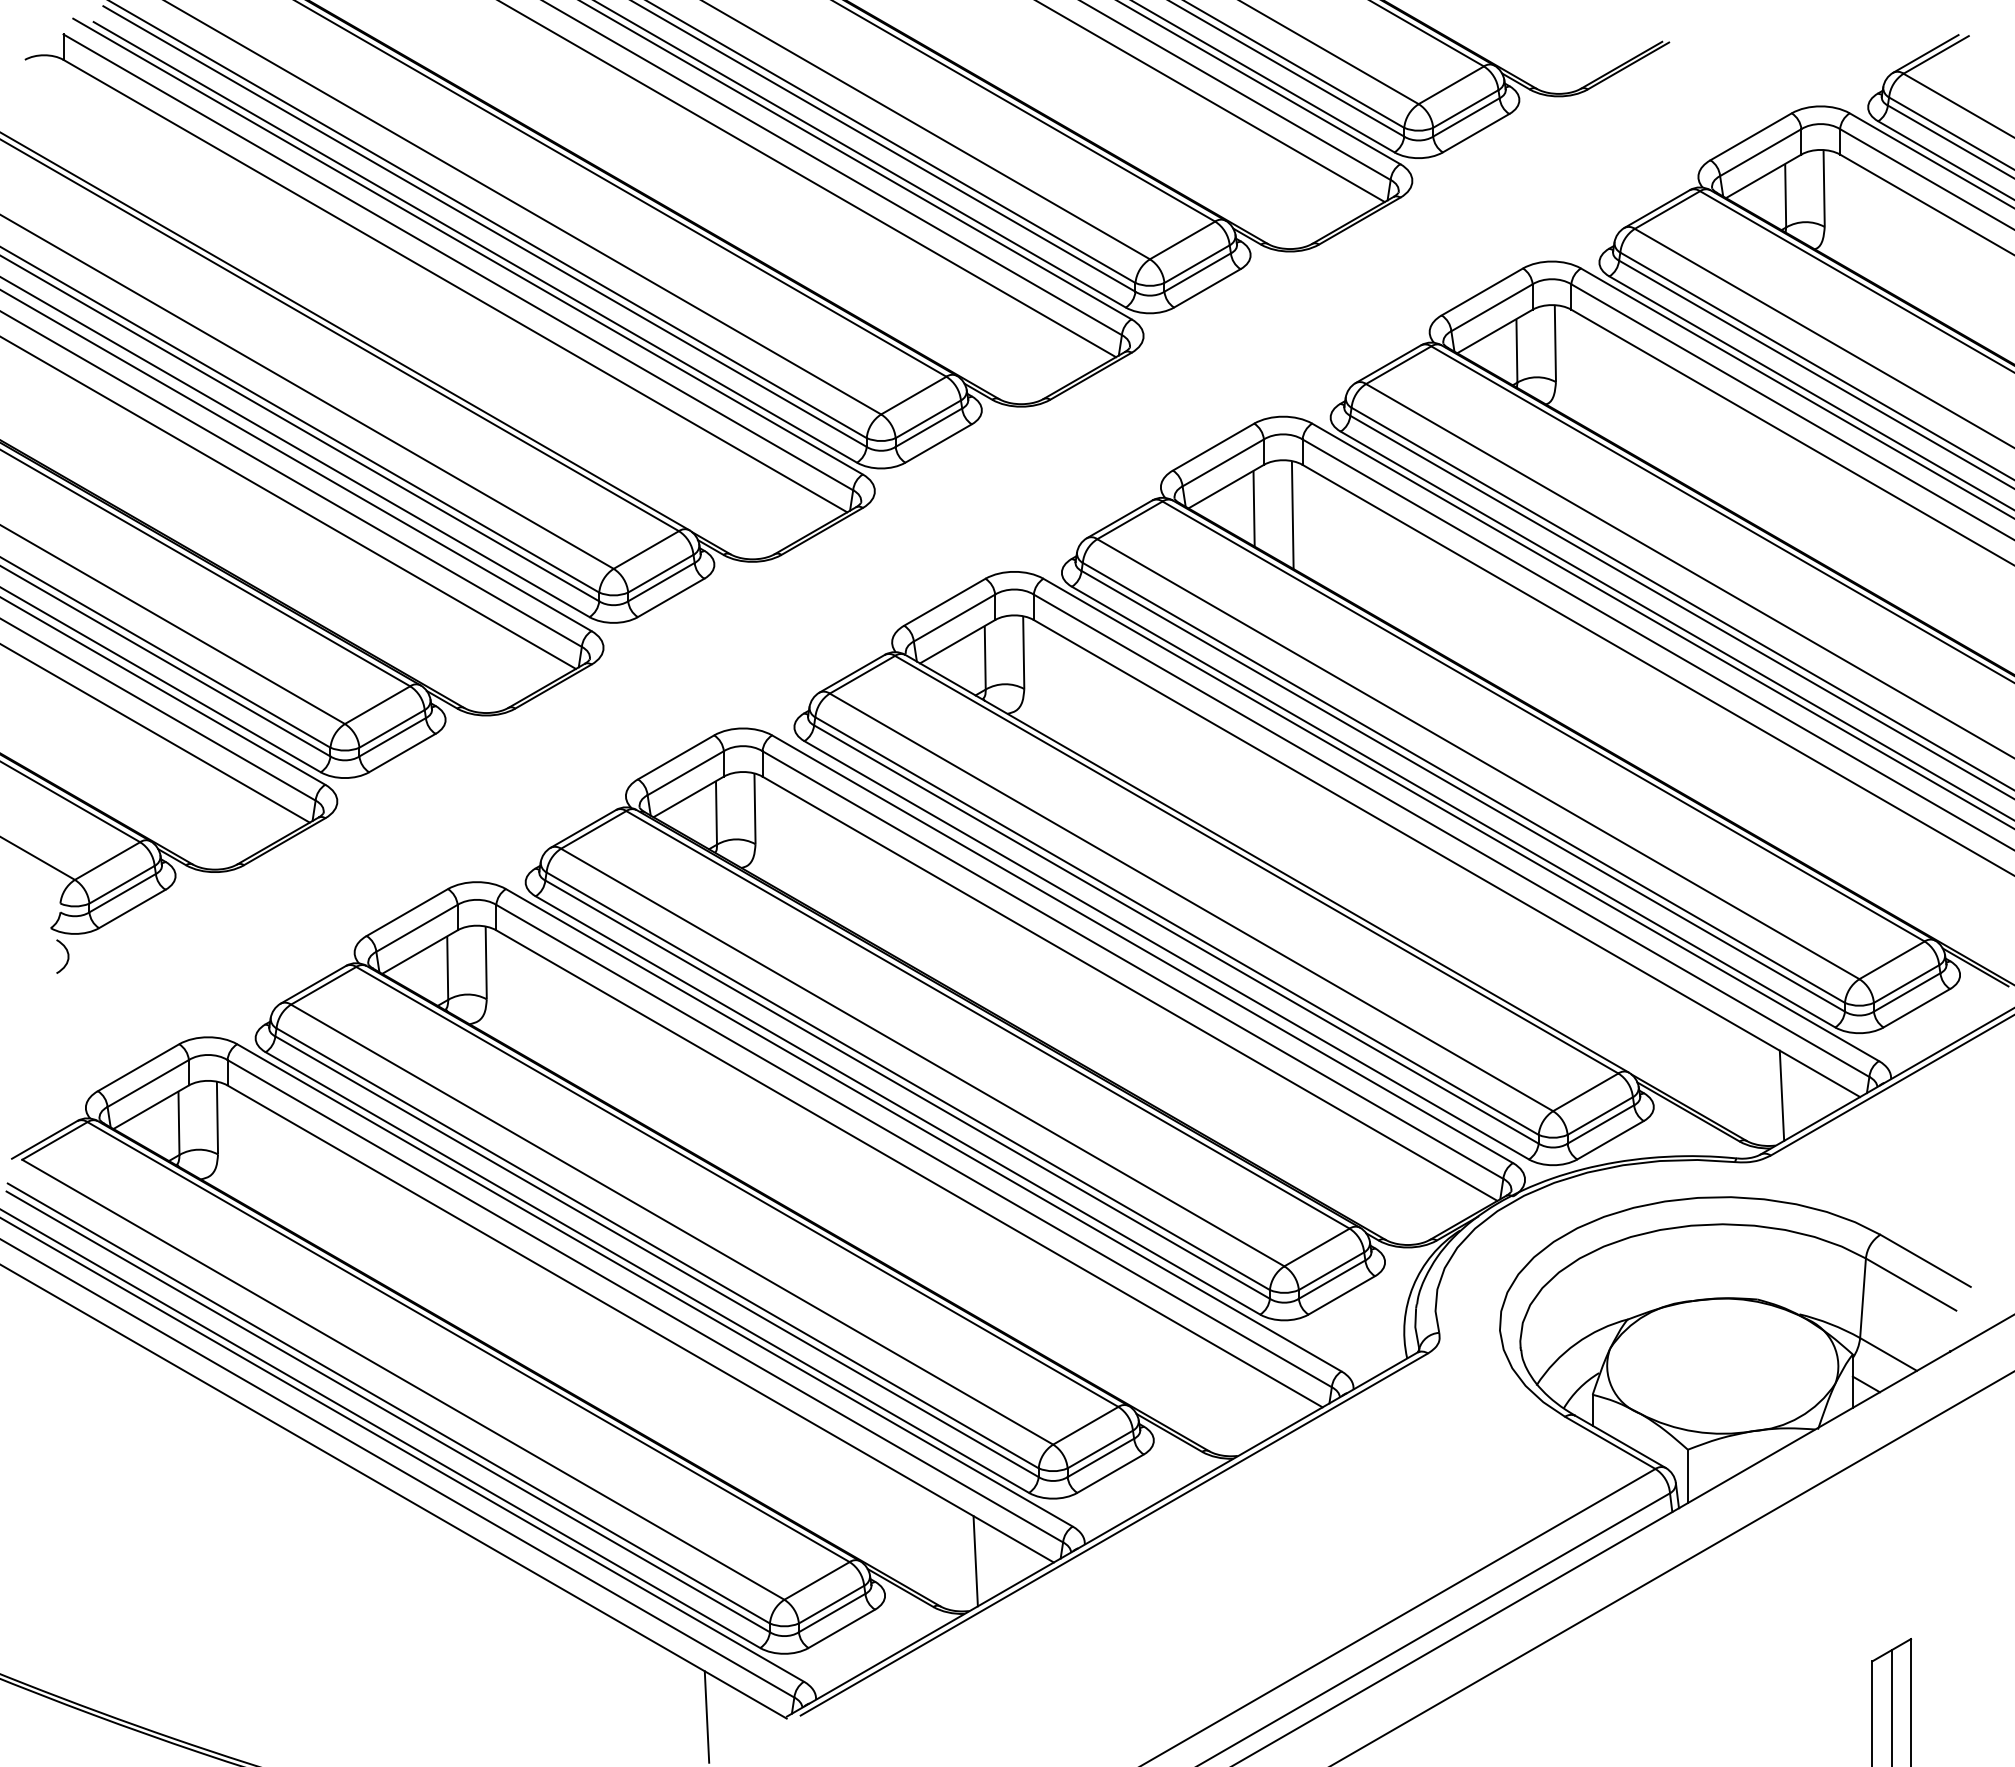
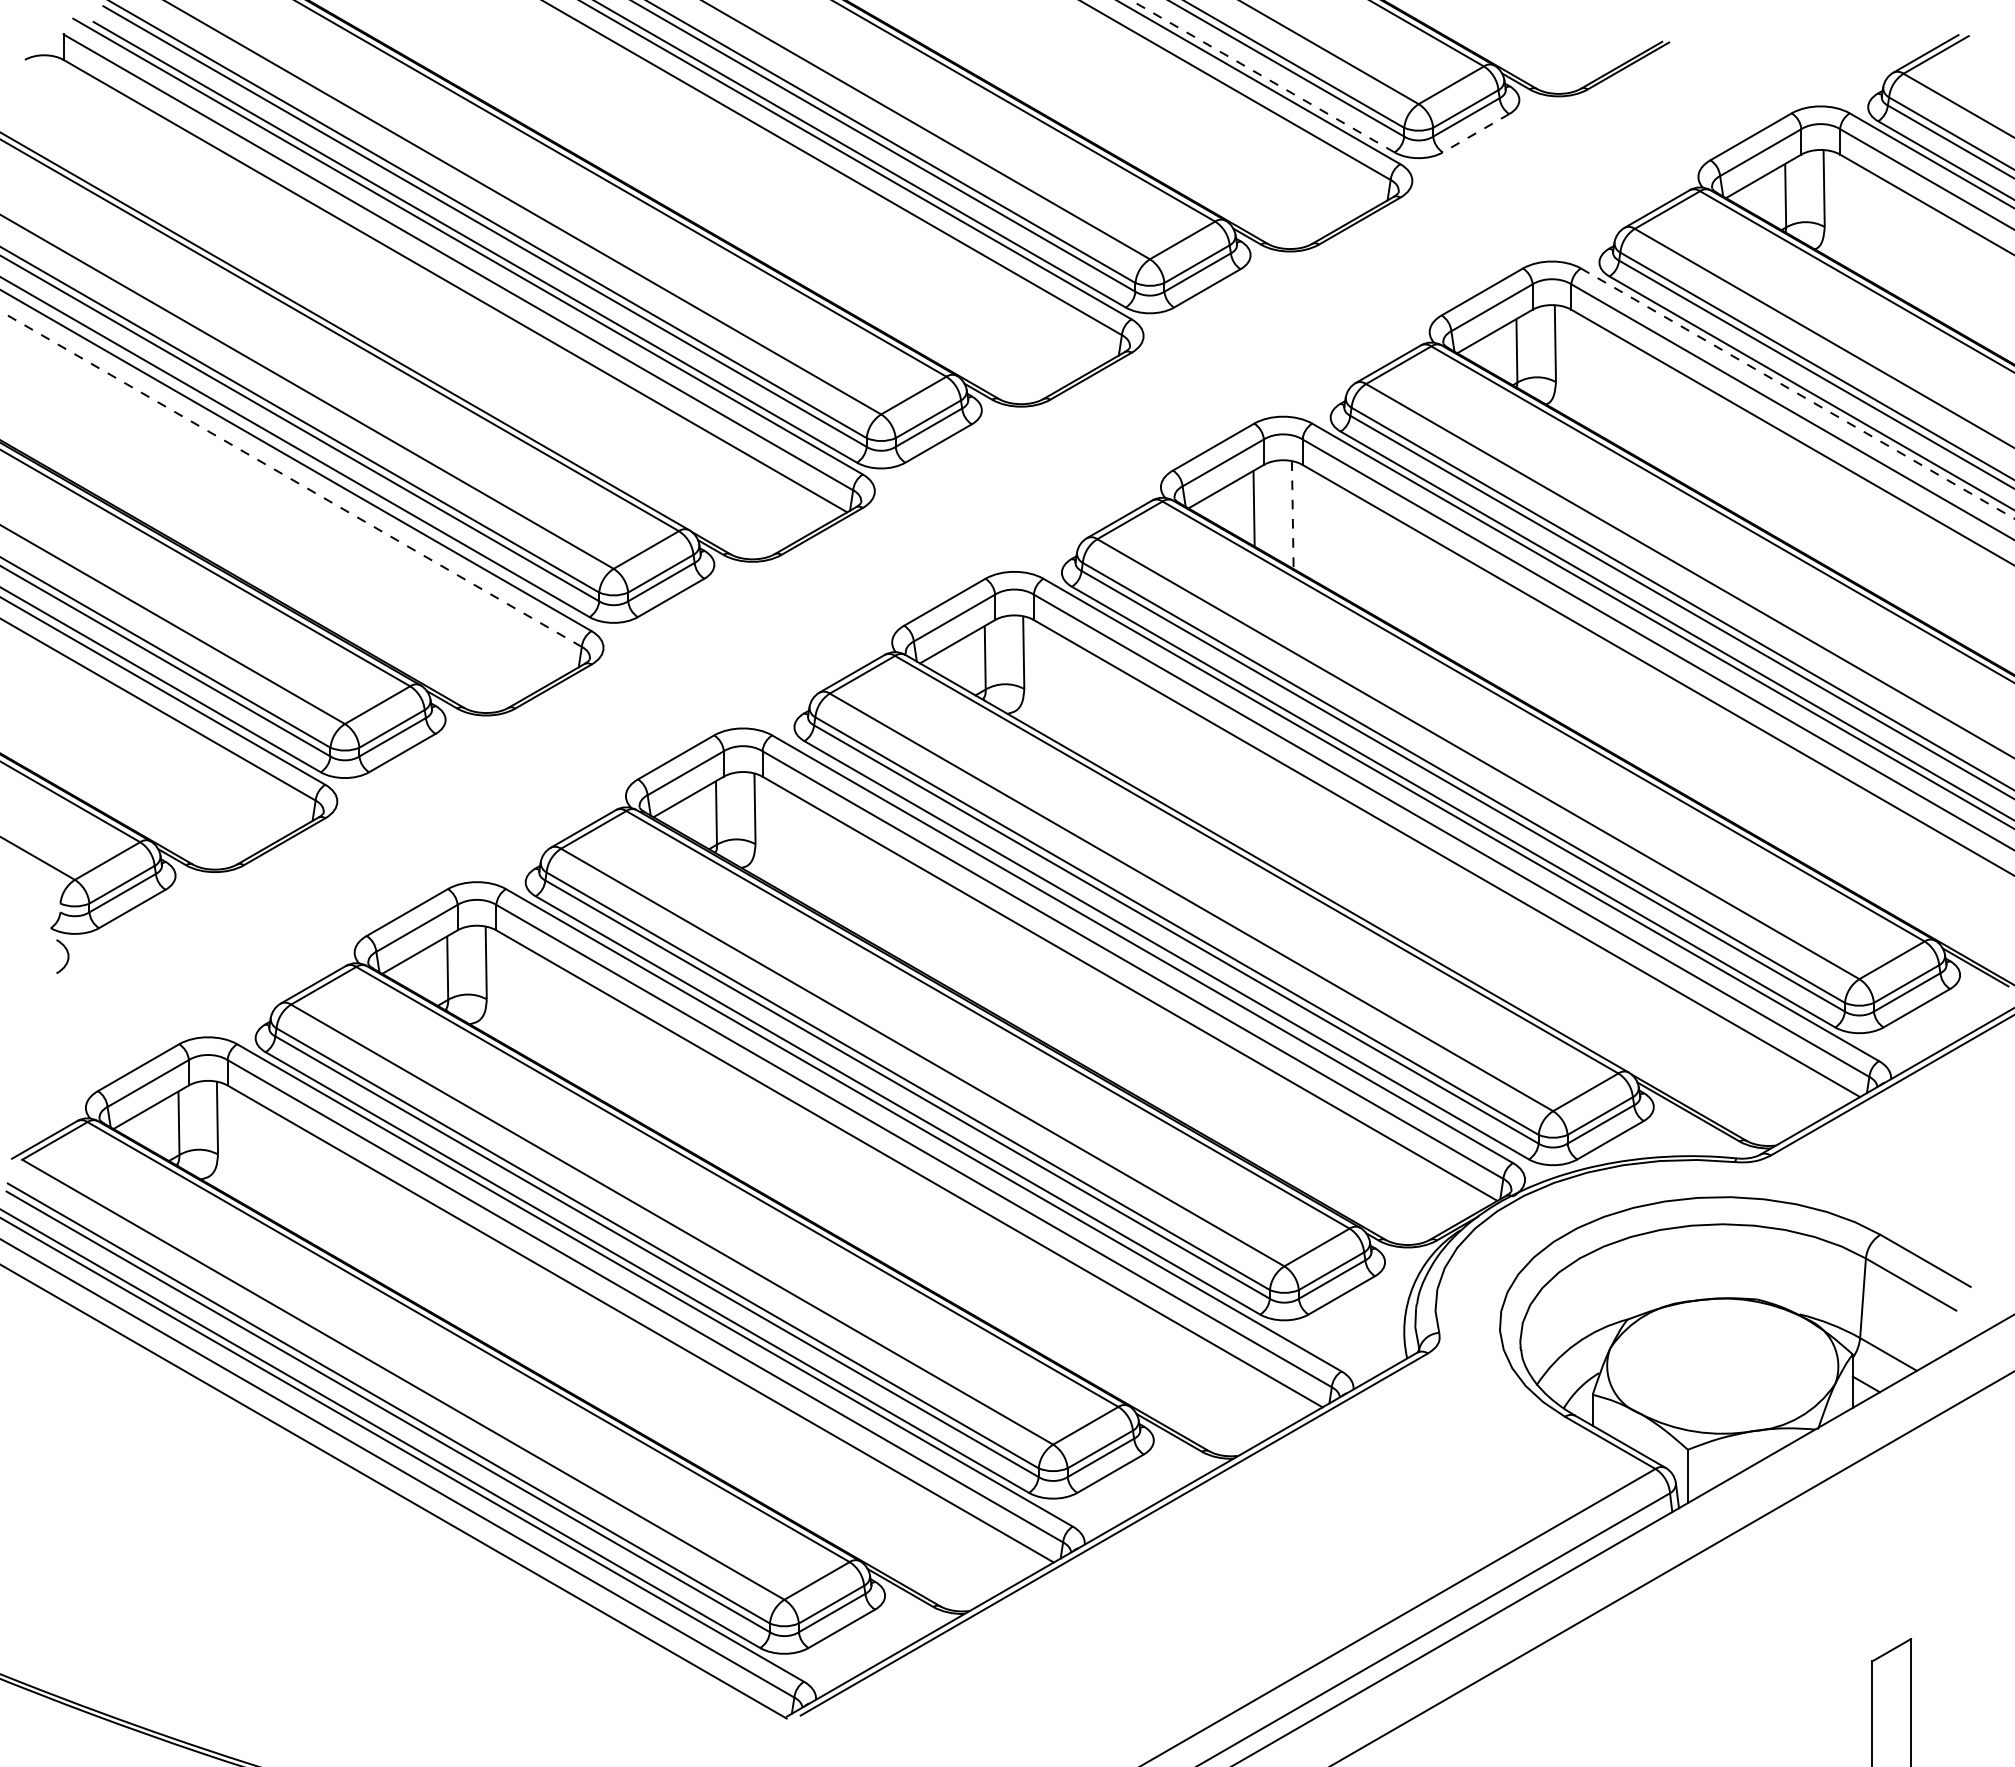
line: solid -> dashed (1262, 75)
line: present -> none (1211, 102)
line: solid -> dashed (1475, 133)
line: present -> none (808, 179)
line: solid -> dashed (1798, 393)
line: solid -> dashed (290, 479)
line: present -> none (288, 502)
line: solid -> dashed (1292, 514)
line: present -> none (155, 733)
line: present -> none (1781, 1095)
line: present -> none (975, 1561)
line: present -> none (1891, 1706)
line: present -> none (706, 1716)
